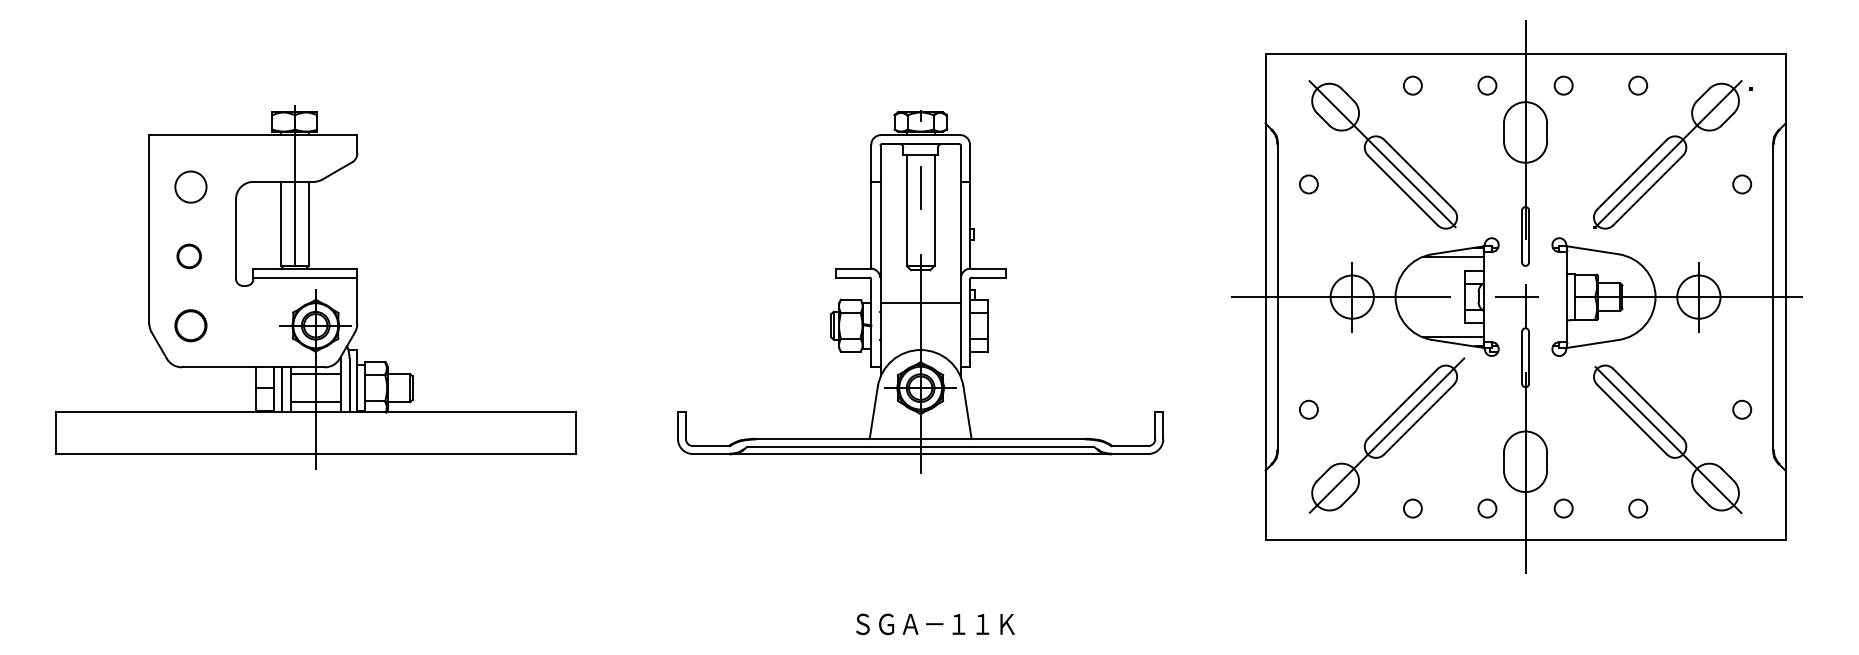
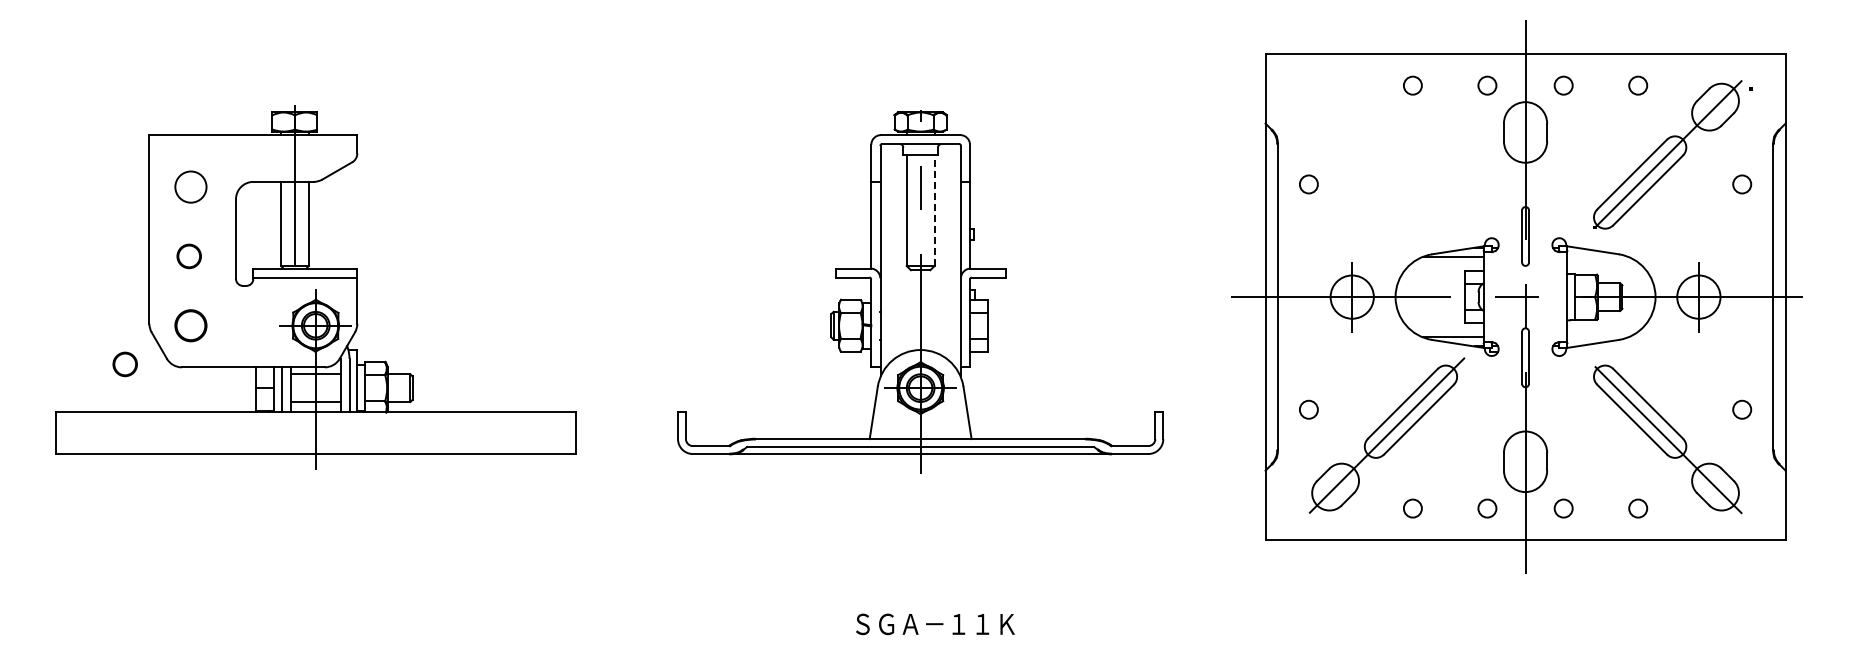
part: present -> none (1382, 154)
line: solid -> dashed (934, 210)
line: present -> none (920, 302)
part: none -> present (124, 364)
